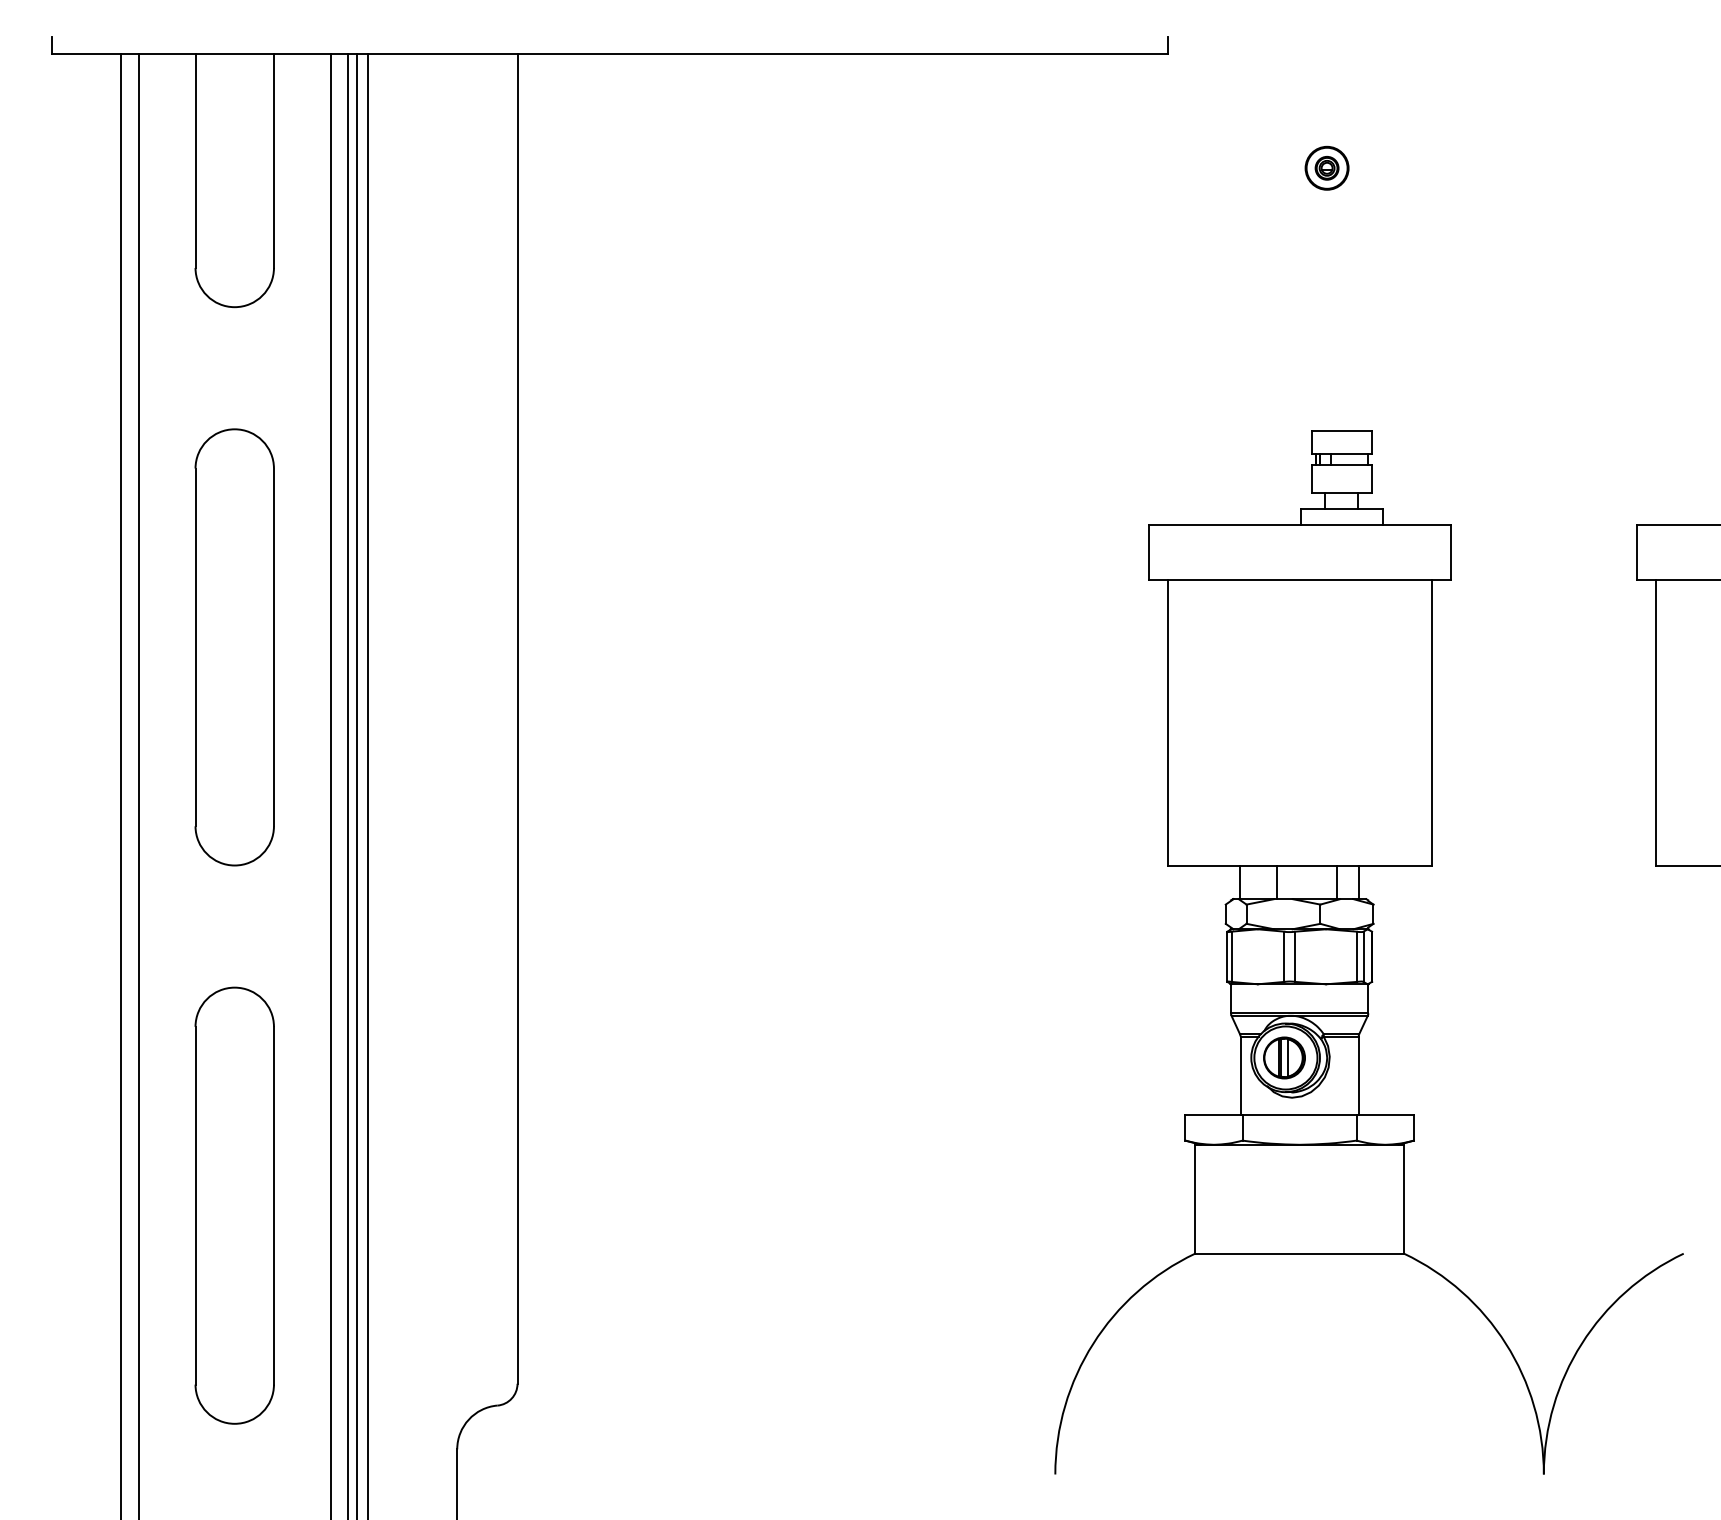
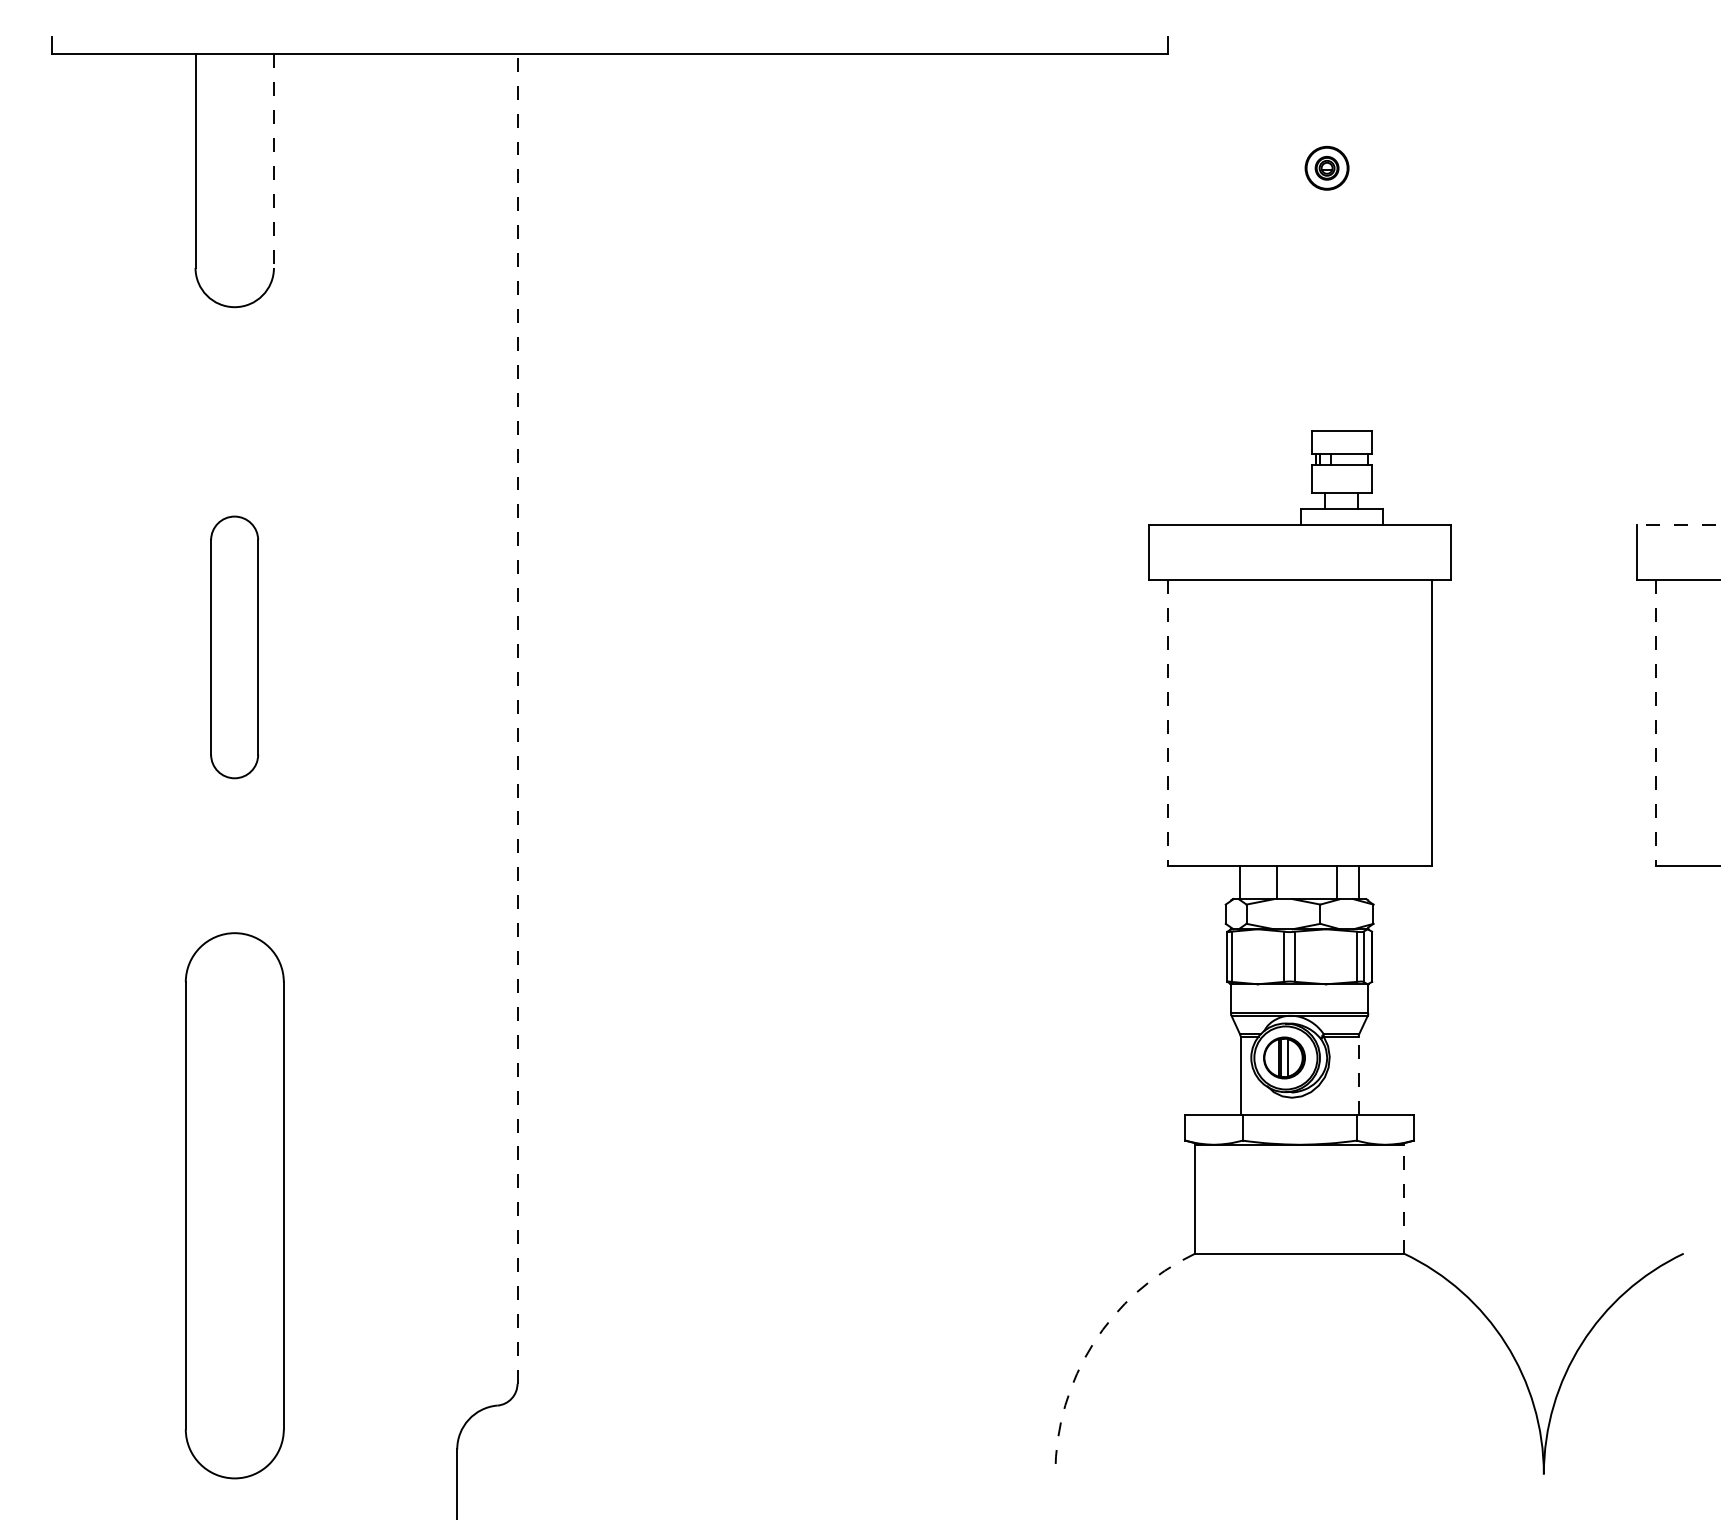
line: solid -> dashed (274, 161)
line: solid -> dashed (1678, 525)
part size: 81x439 px -> 50x265 px (234, 647)
line: solid -> dashed (517, 719)
line: solid -> dashed (1167, 723)
line: solid -> dashed (1656, 723)
line: present -> none (121, 785)
line: present -> none (138, 785)
line: present -> none (330, 785)
line: present -> none (348, 785)
line: present -> none (357, 785)
line: present -> none (368, 785)
line: solid -> dashed (1358, 1075)
line: solid -> dashed (1404, 1198)
part size: 81x439 px -> 101x548 px (234, 1205)
arc: solid -> dashed (1093, 1343)
